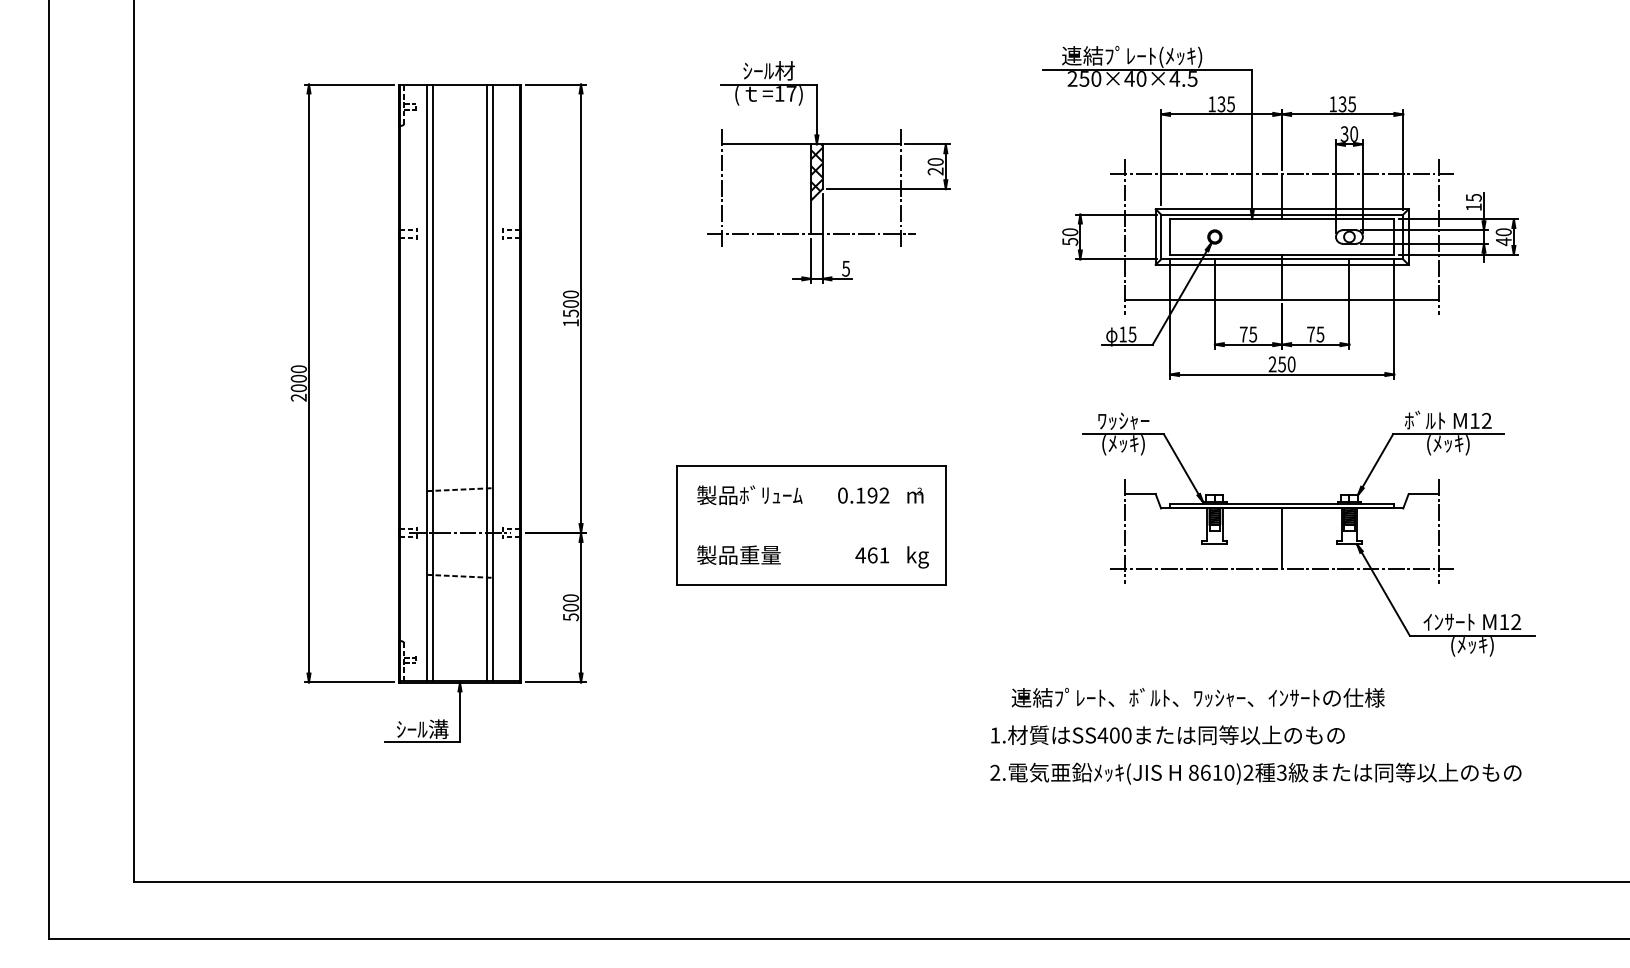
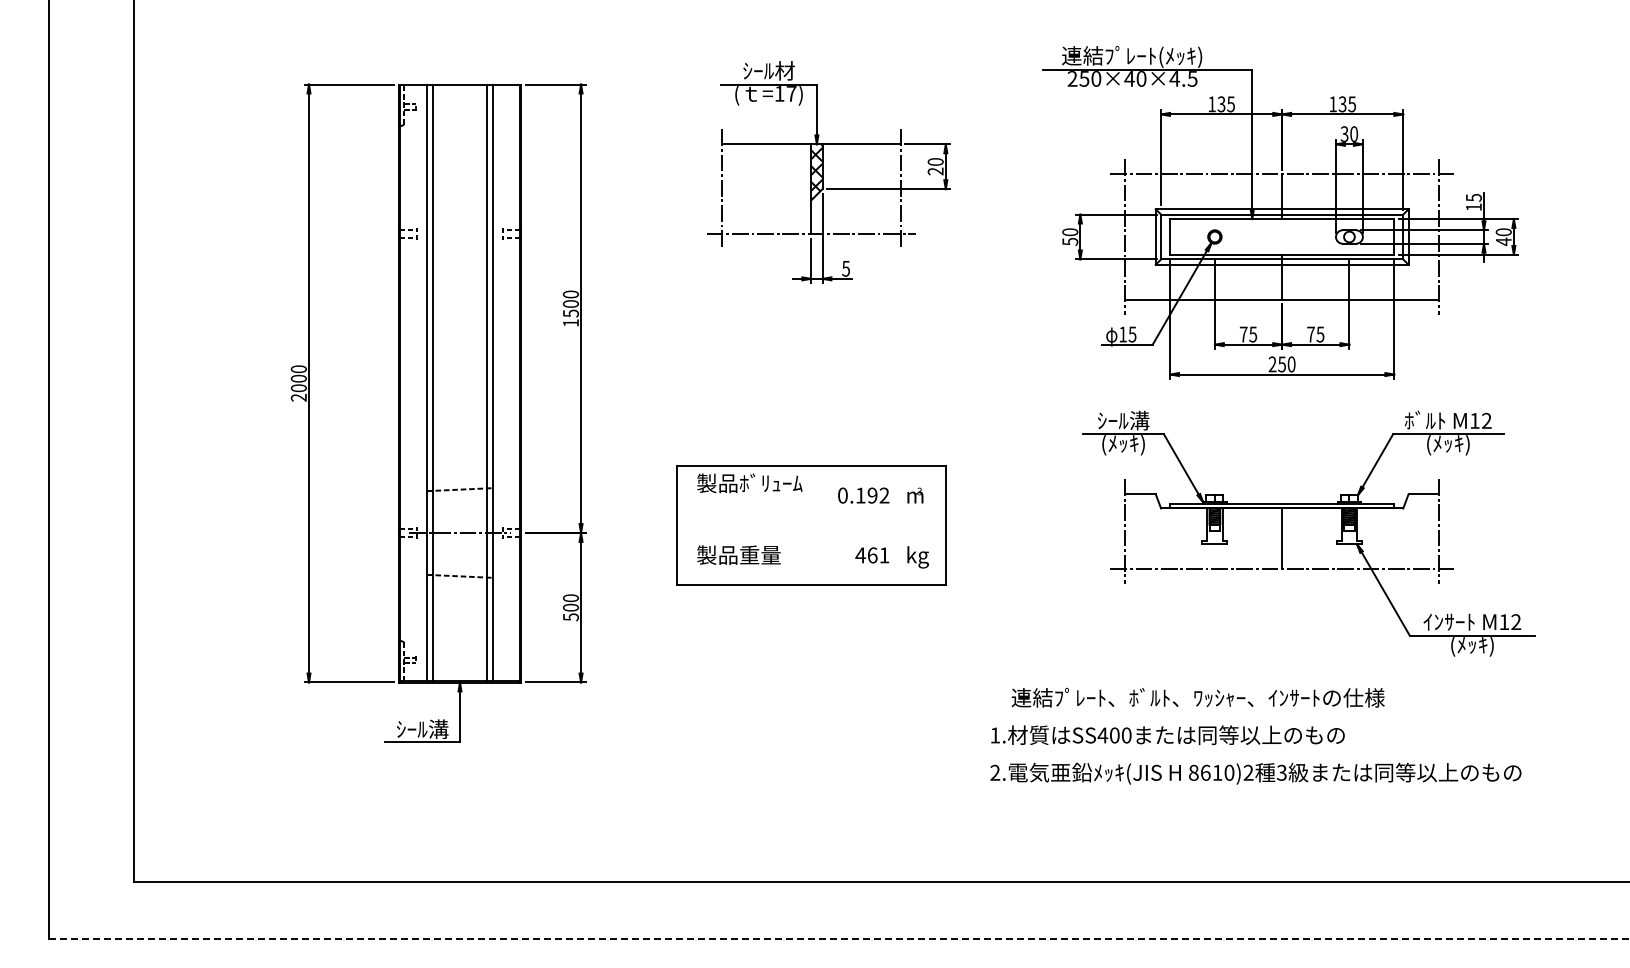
text: ﾜｯｼｬｰ -> ｼｰﾙ溝 (1123, 420)
text position: (749, 495) -> (749, 483) (749, 483)
line: solid -> dashed (839, 939)
